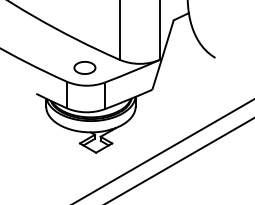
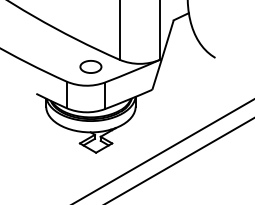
part position: (84, 67) -> (90, 66) (90, 66)
